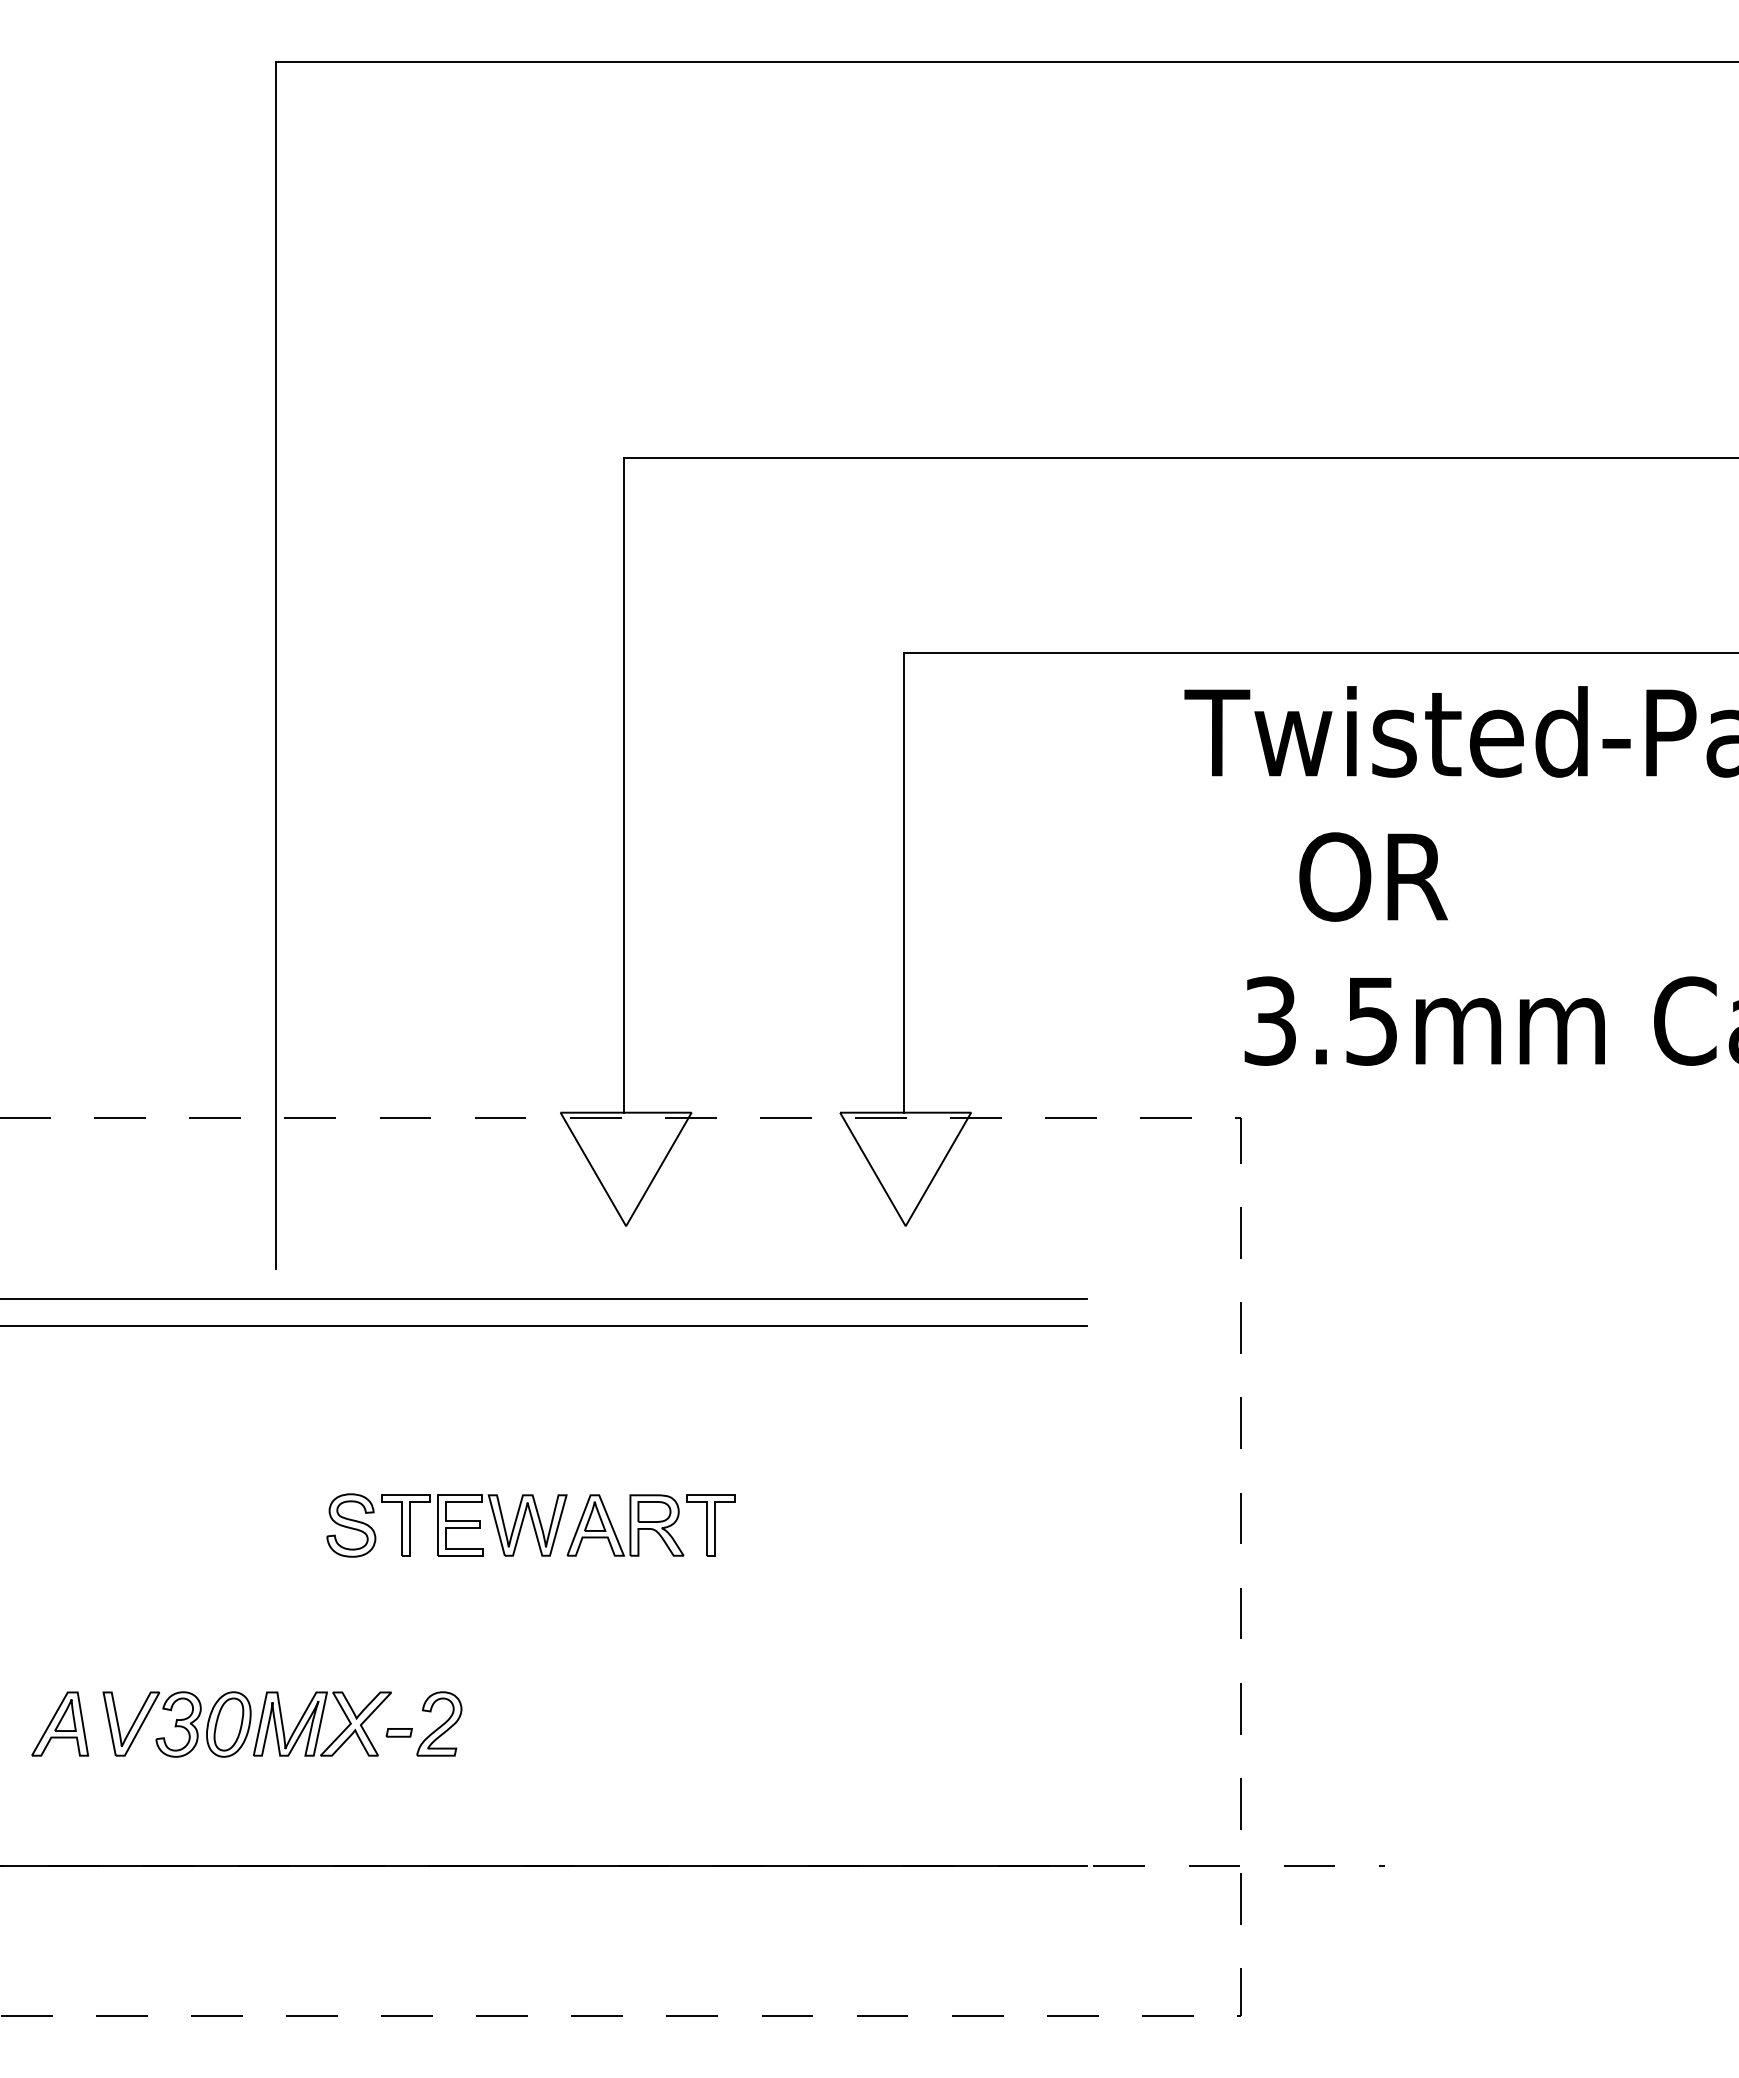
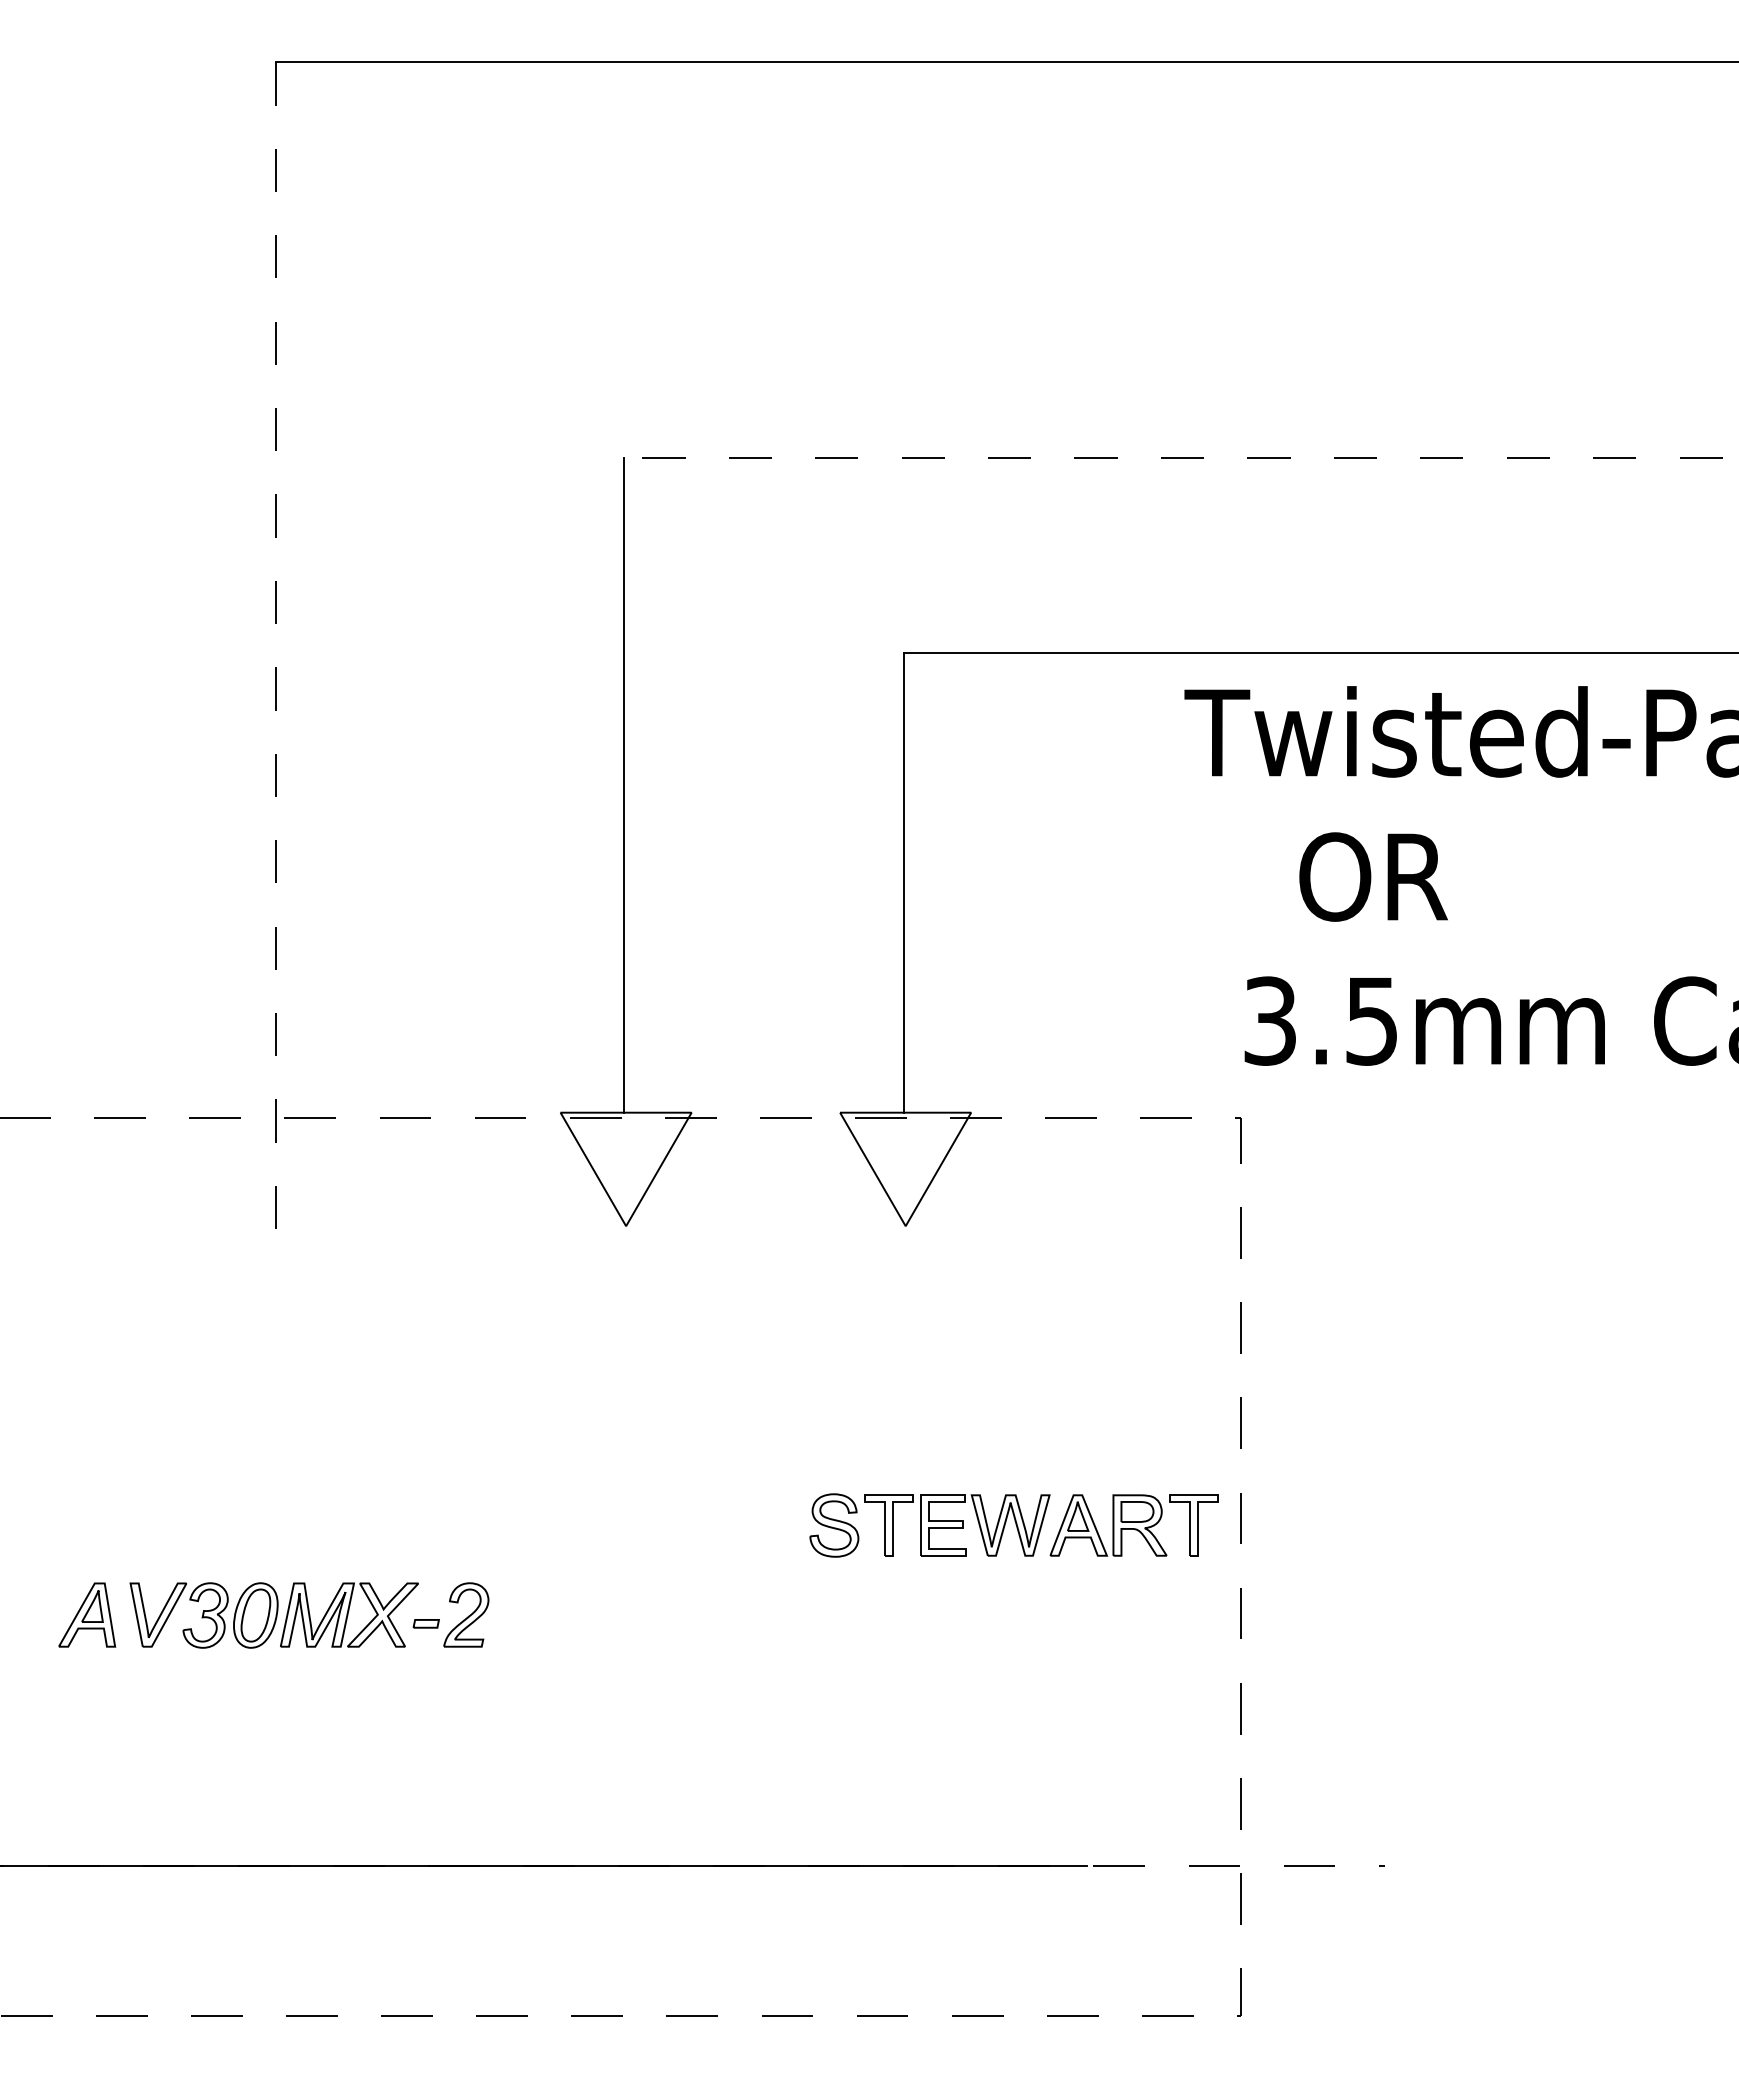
line: solid -> dashed (1181, 457)
line: solid -> dashed (276, 666)
line: present -> none (544, 1299)
line: present -> none (544, 1326)
part position: (530, 1525) -> (1013, 1525) (1013, 1525)
part position: (246, 1724) -> (273, 1615) (273, 1615)
